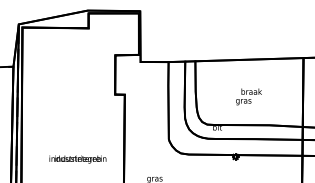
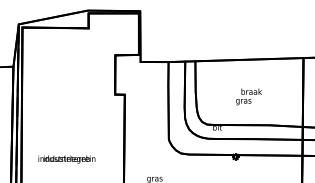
text position: (77, 159) -> (66, 159) (66, 159)
